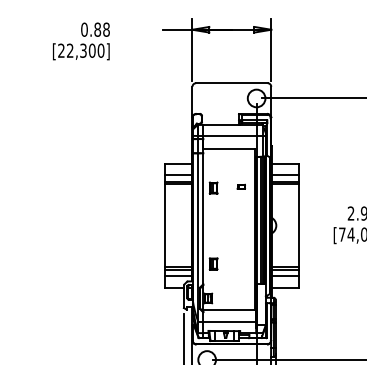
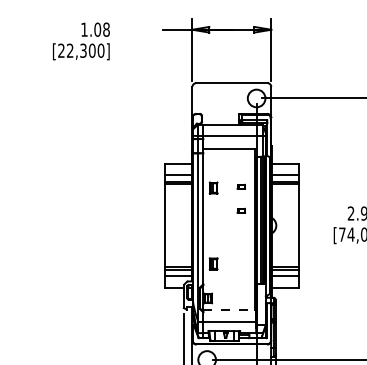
text: 0.88 -> 1.08 (91, 29)
part: none -> present (240, 210)
line: solid -> dashed (228, 309)
